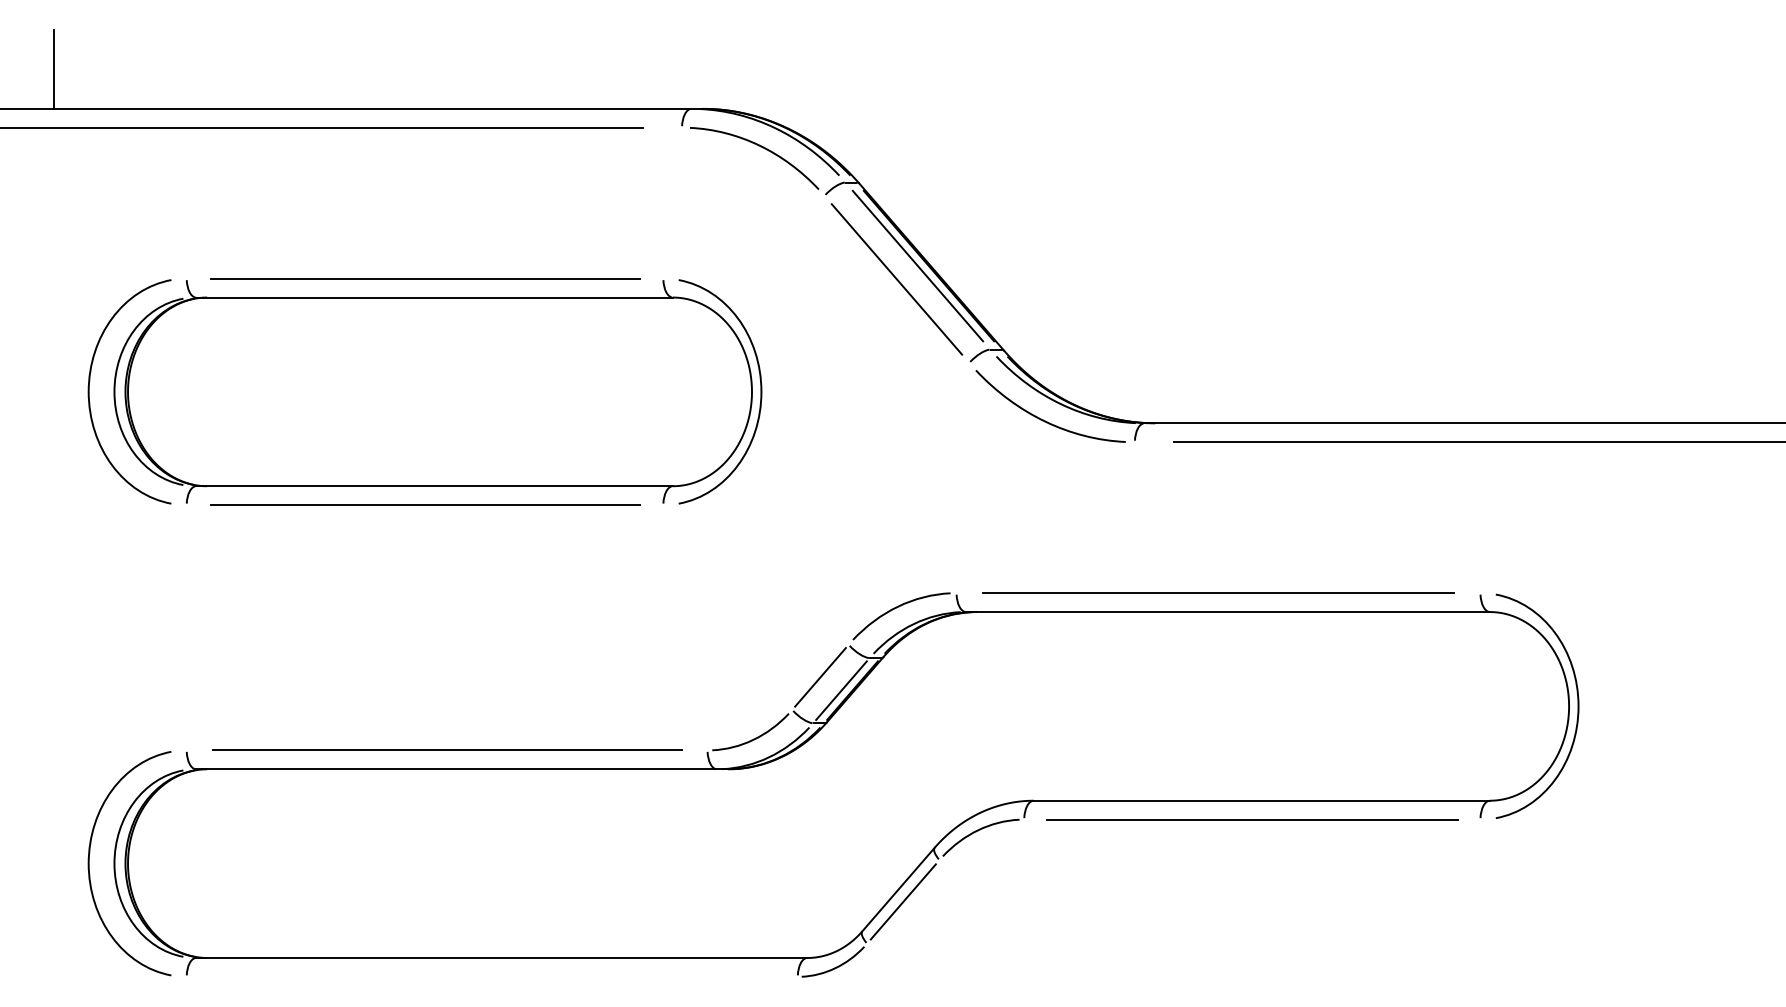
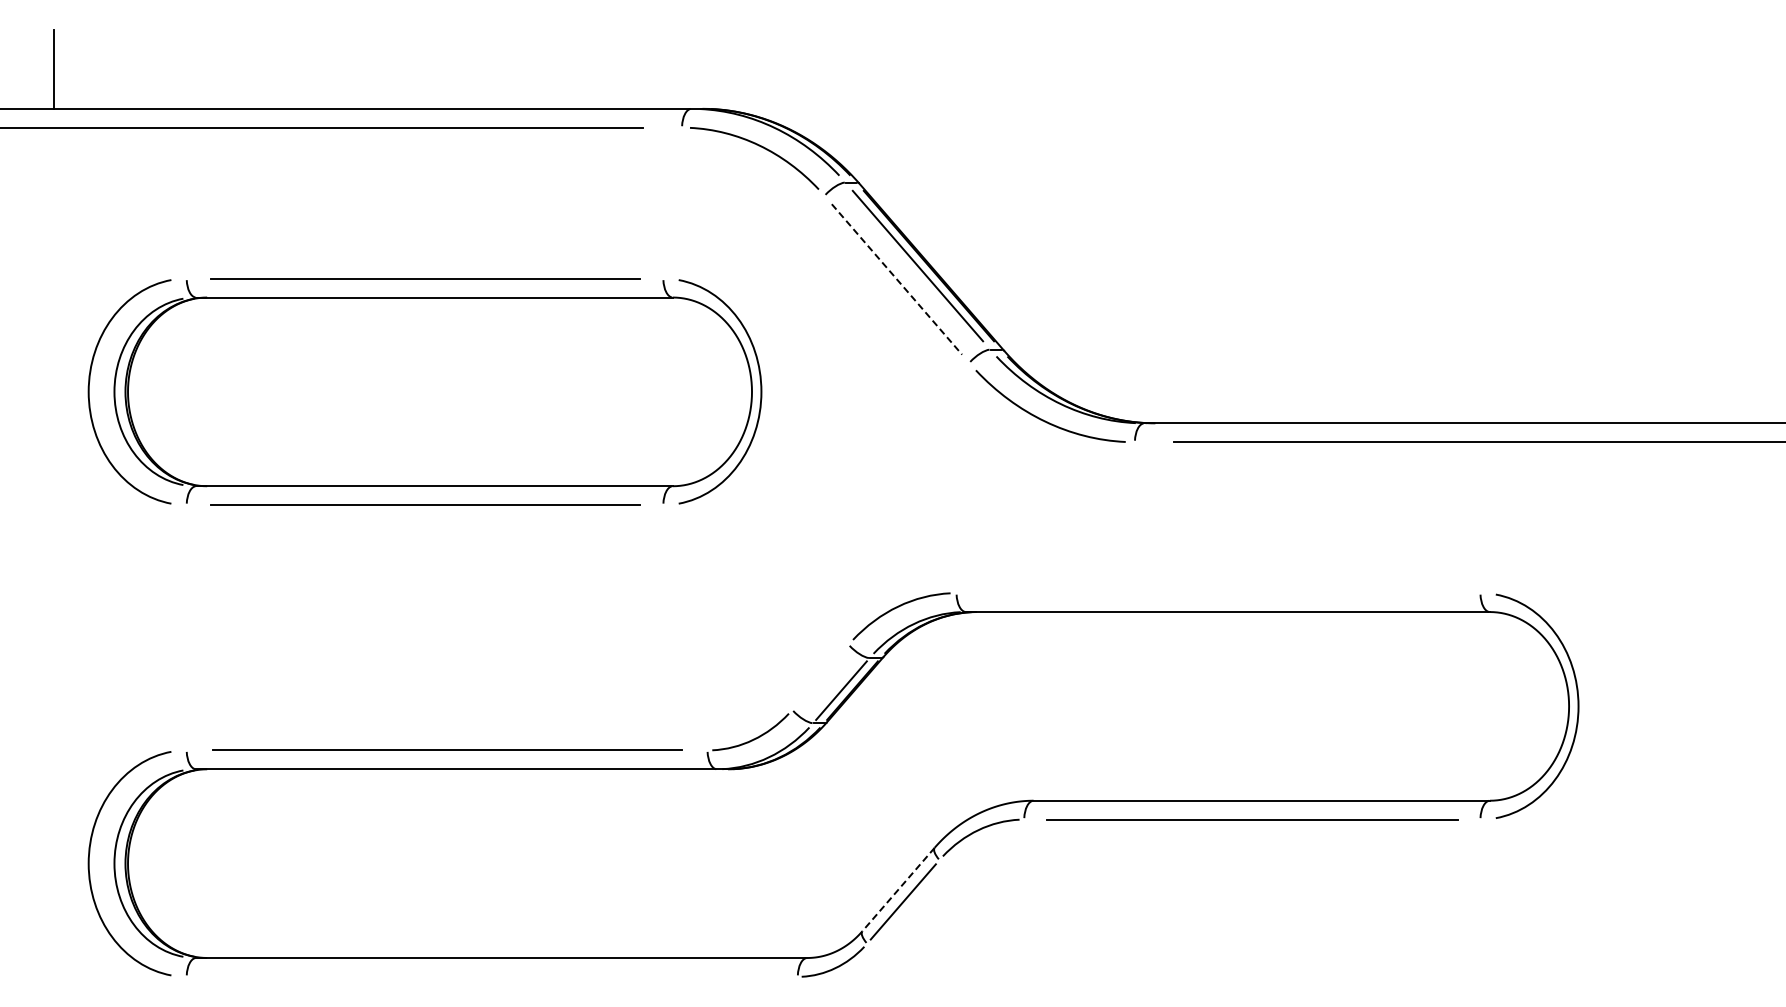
line: solid -> dashed (897, 279)
line: present -> none (1218, 593)
line: present -> none (820, 677)
line: solid -> dashed (898, 889)
